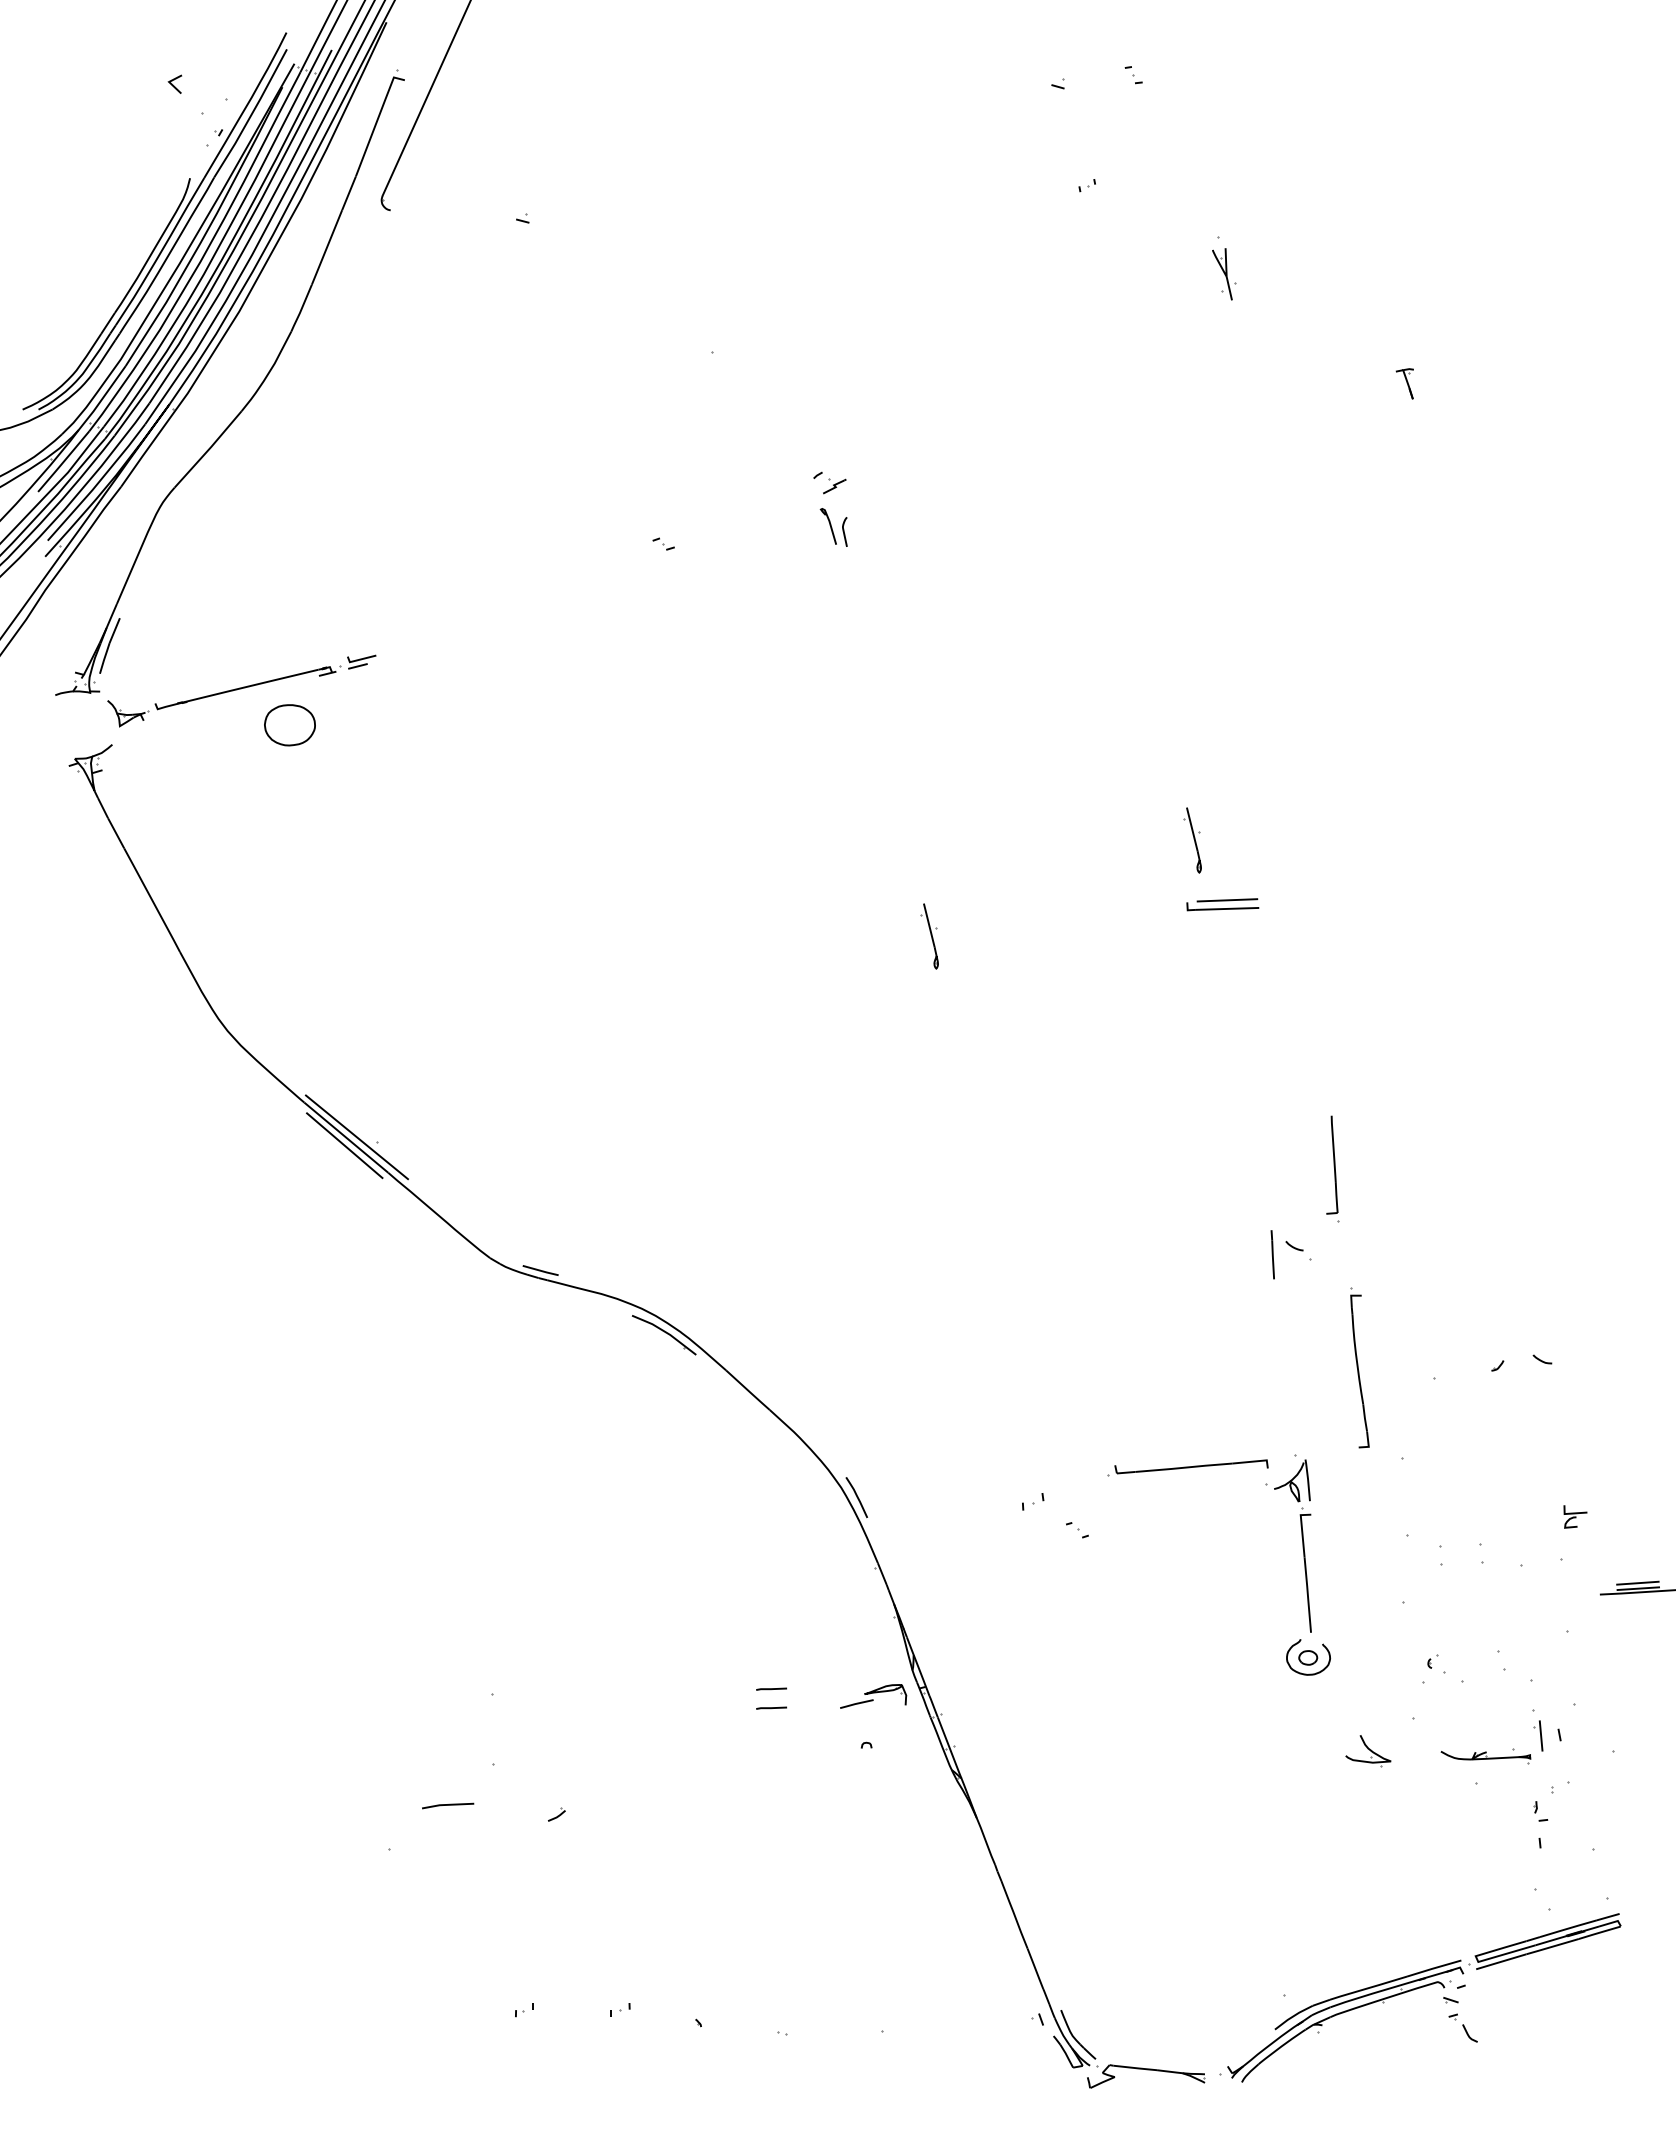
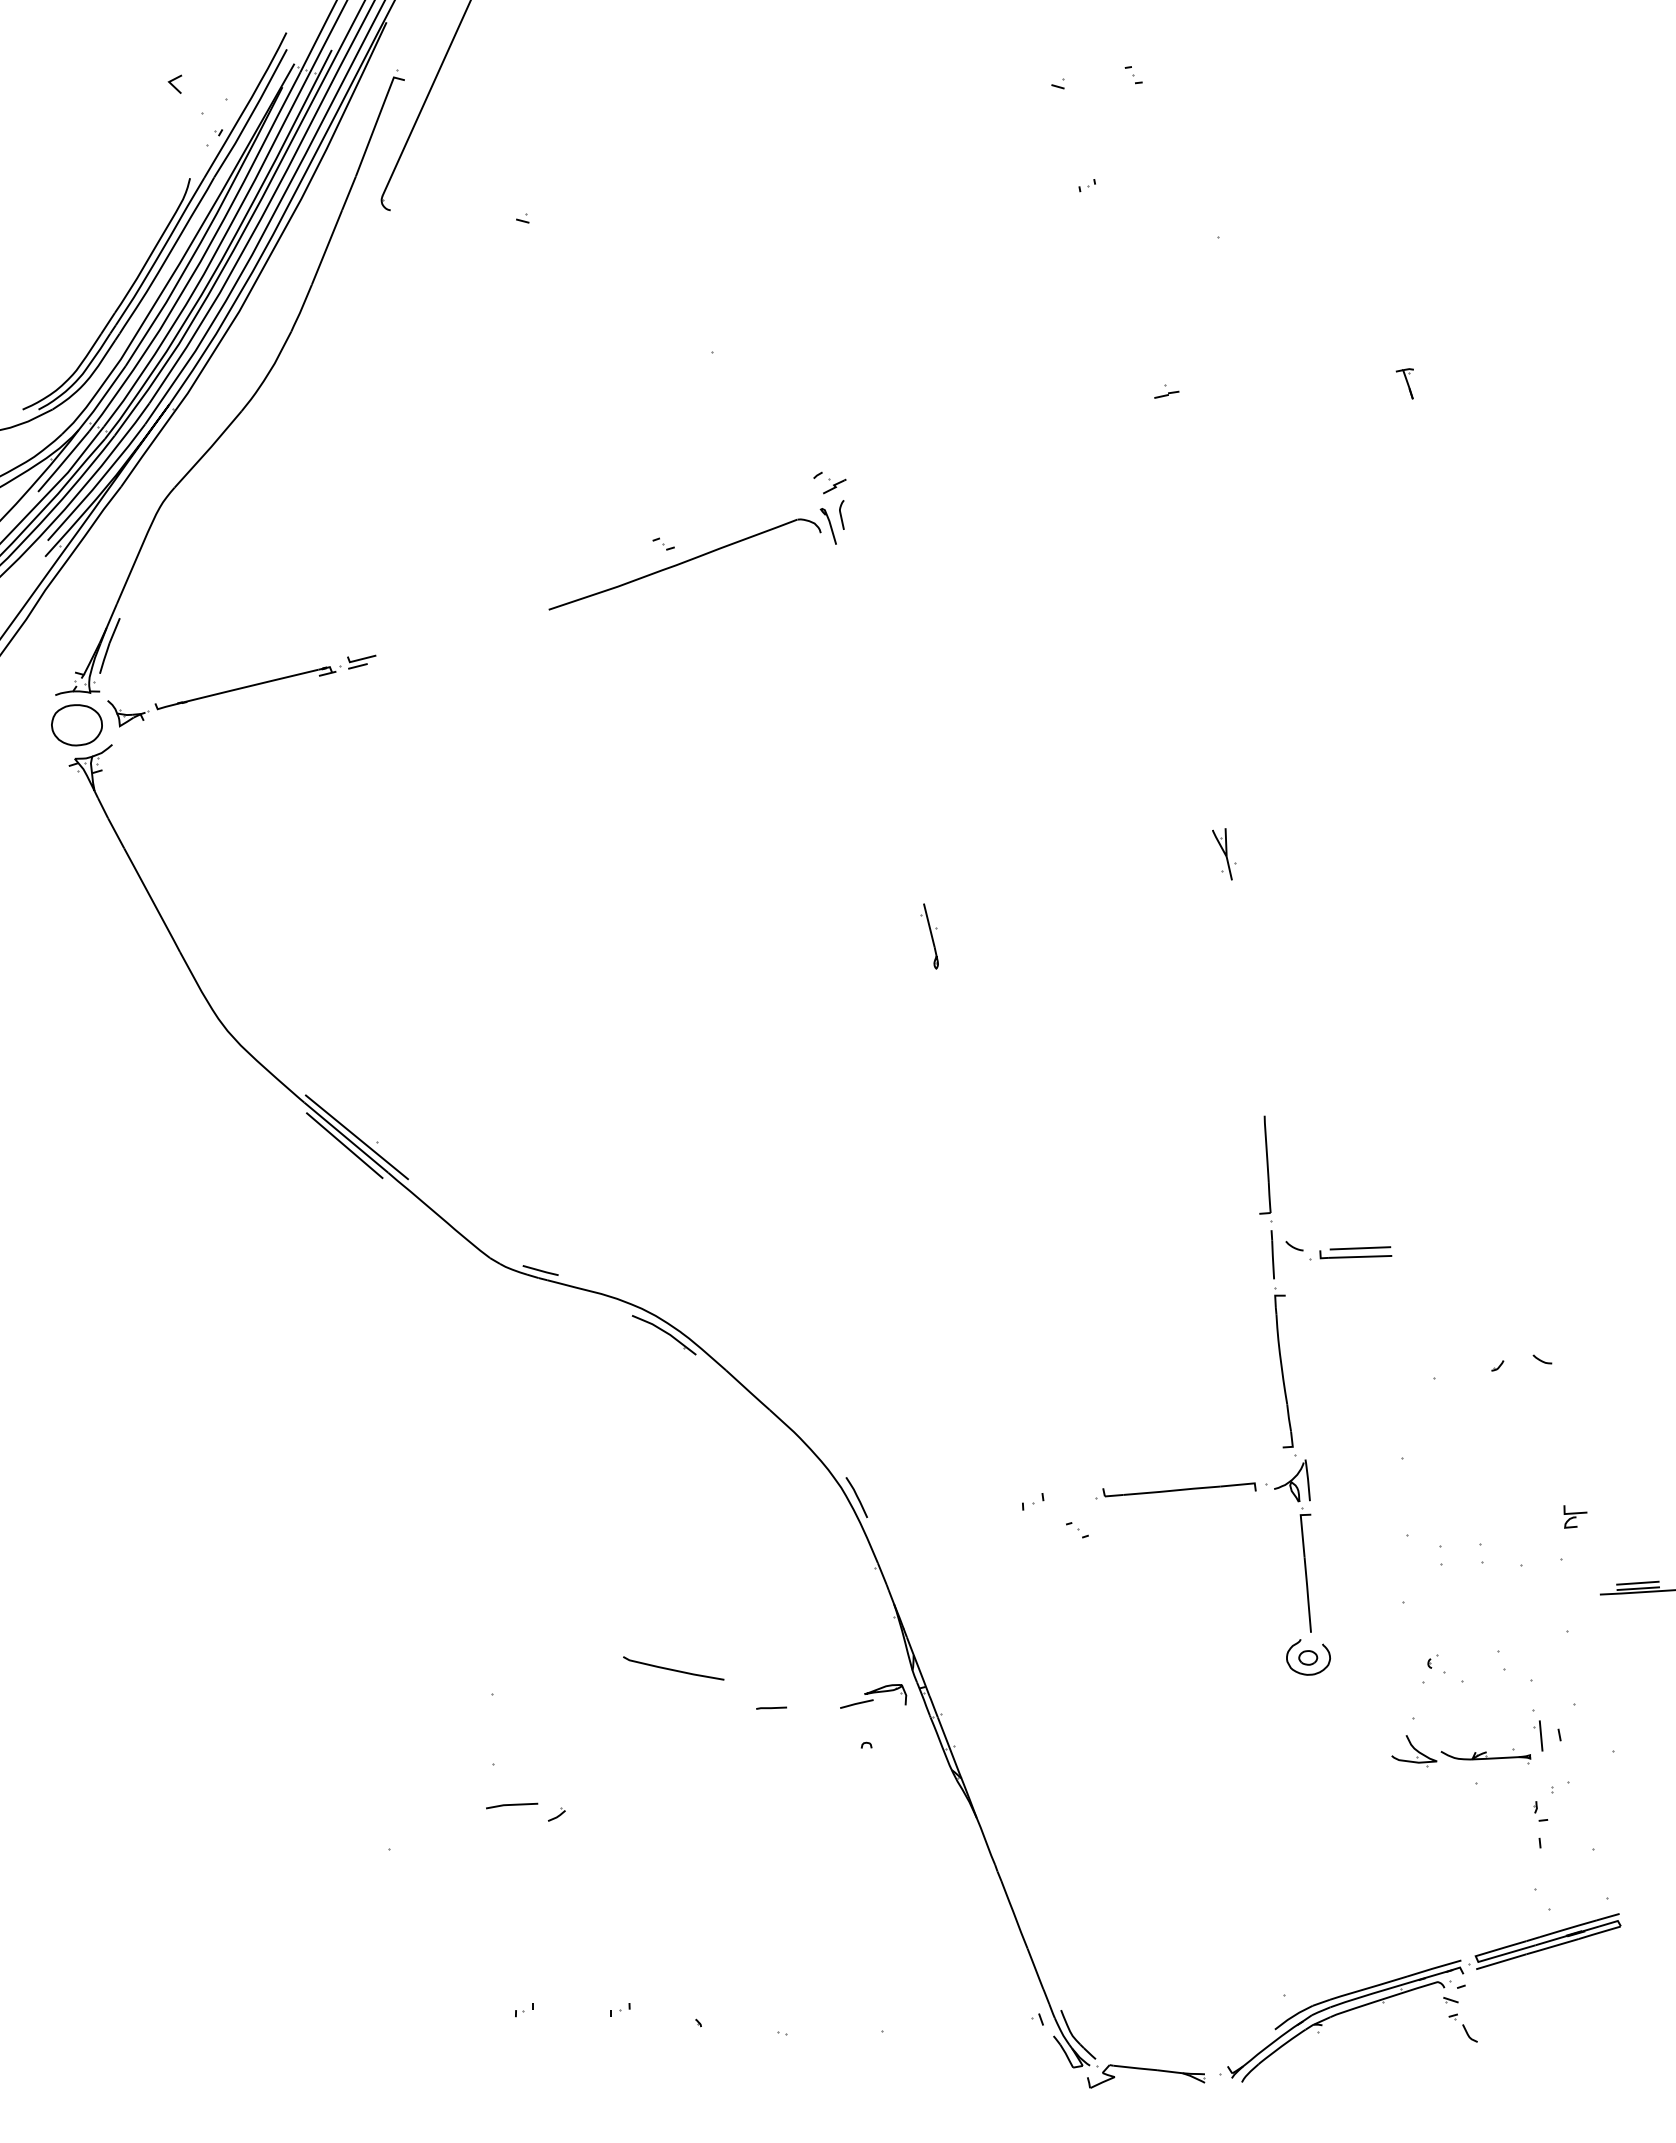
part position: (1224, 274) -> (1224, 854) (1224, 854)
part: none -> present (1166, 391)
curve position: (844, 531) -> (841, 514) (841, 514)
part: none -> present (684, 564)
part position: (289, 725) -> (76, 725) (76, 725)
part: present -> none (1192, 840)
part position: (1222, 904) -> (1355, 1252) (1355, 1252)
part position: (1332, 1168) -> (1265, 1168) (1265, 1168)
part position: (1359, 1367) -> (1283, 1367) (1283, 1367)
part position: (1187, 1467) -> (1175, 1490) (1175, 1490)
line: none -> present (673, 1669)
line: present -> none (771, 1688)
part position: (1368, 1751) -> (1414, 1751) (1414, 1751)
line position: (448, 1805) -> (512, 1805) (512, 1805)
